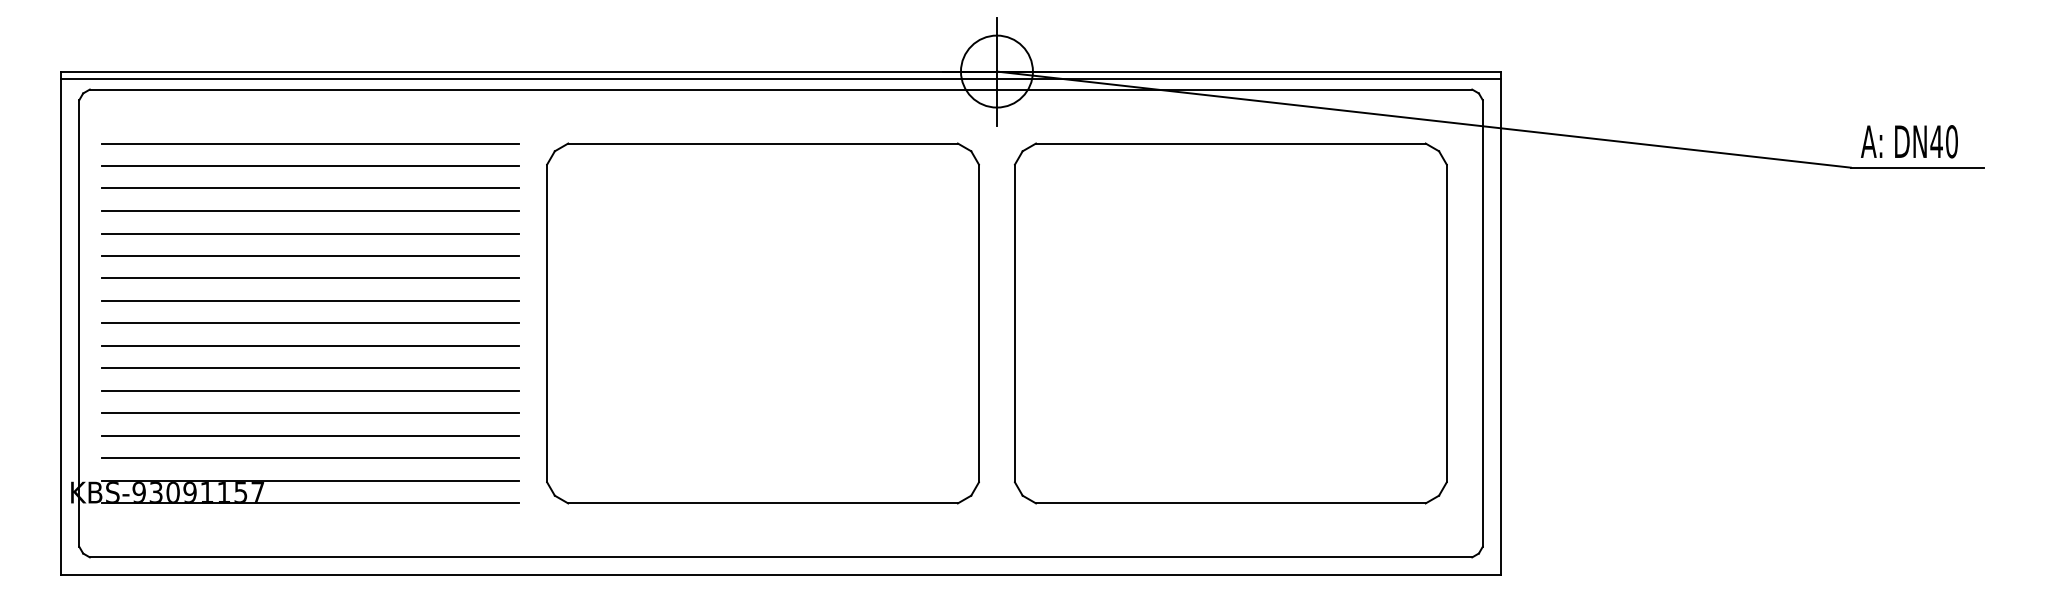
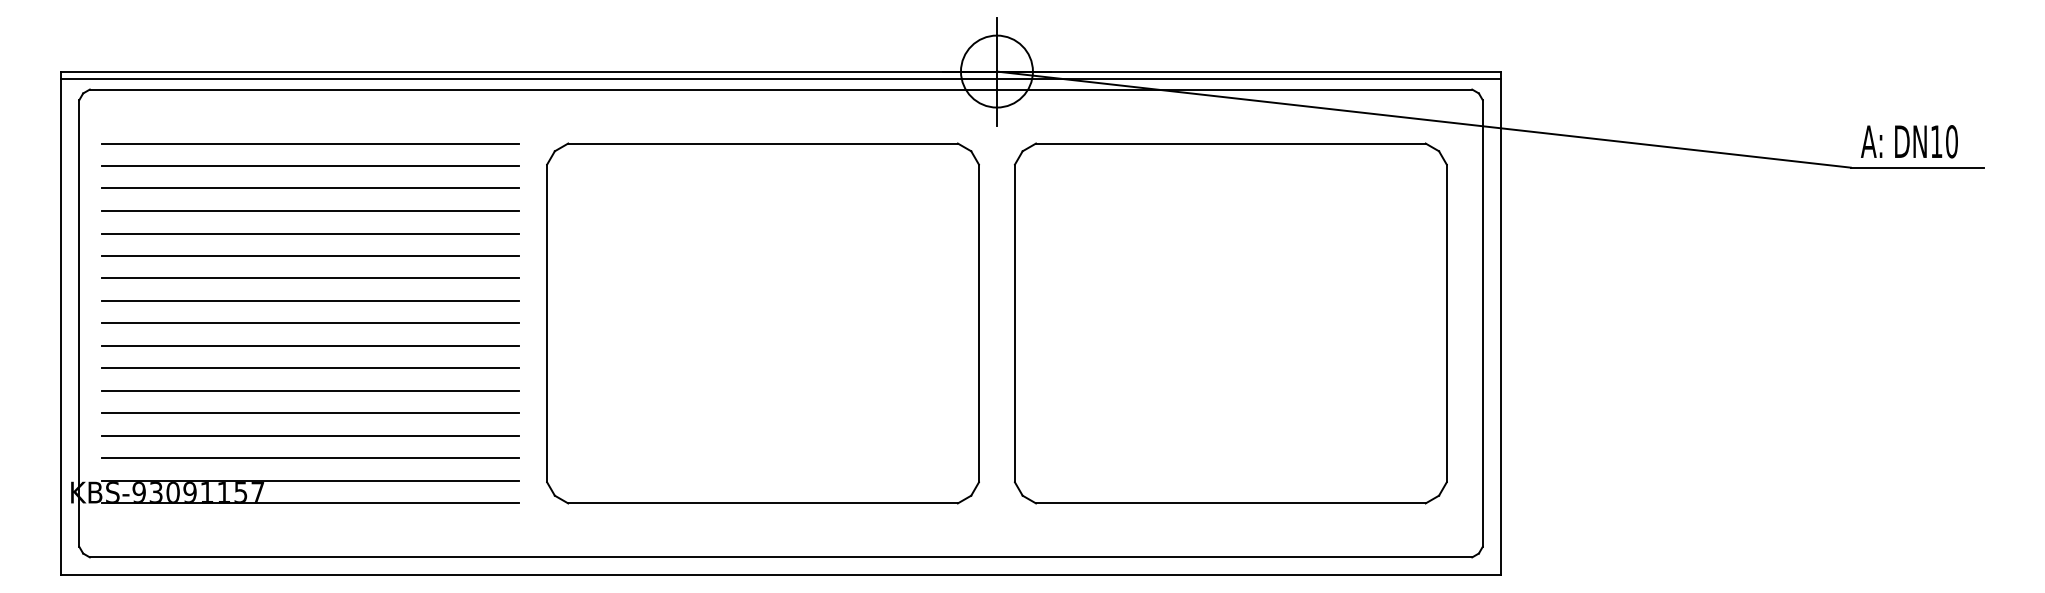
text: DN40 -> DN10 (1936, 141)
